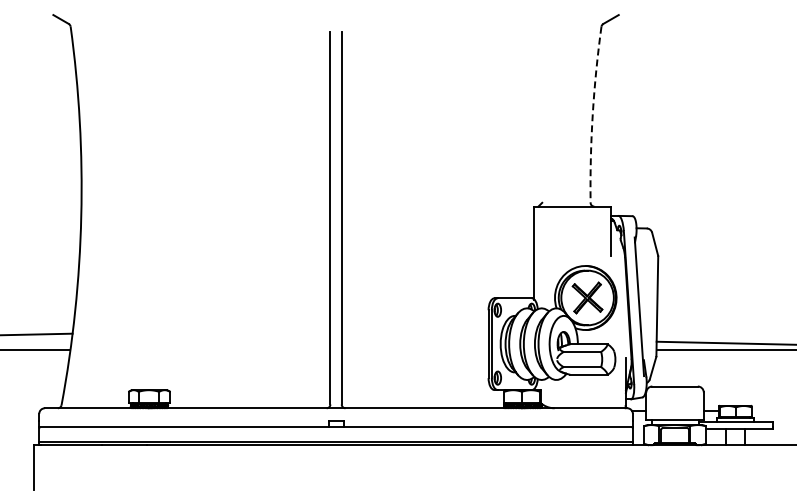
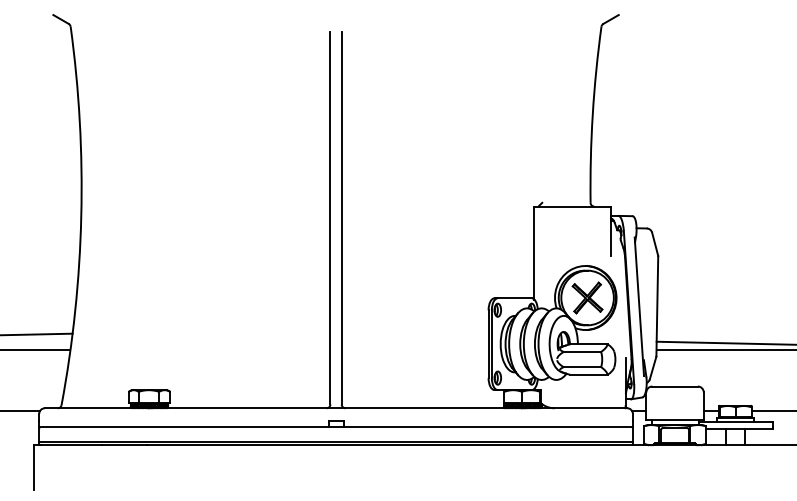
arc: dashed -> solid (592, 114)
line: none -> present (21, 410)
line: none -> present (772, 410)
